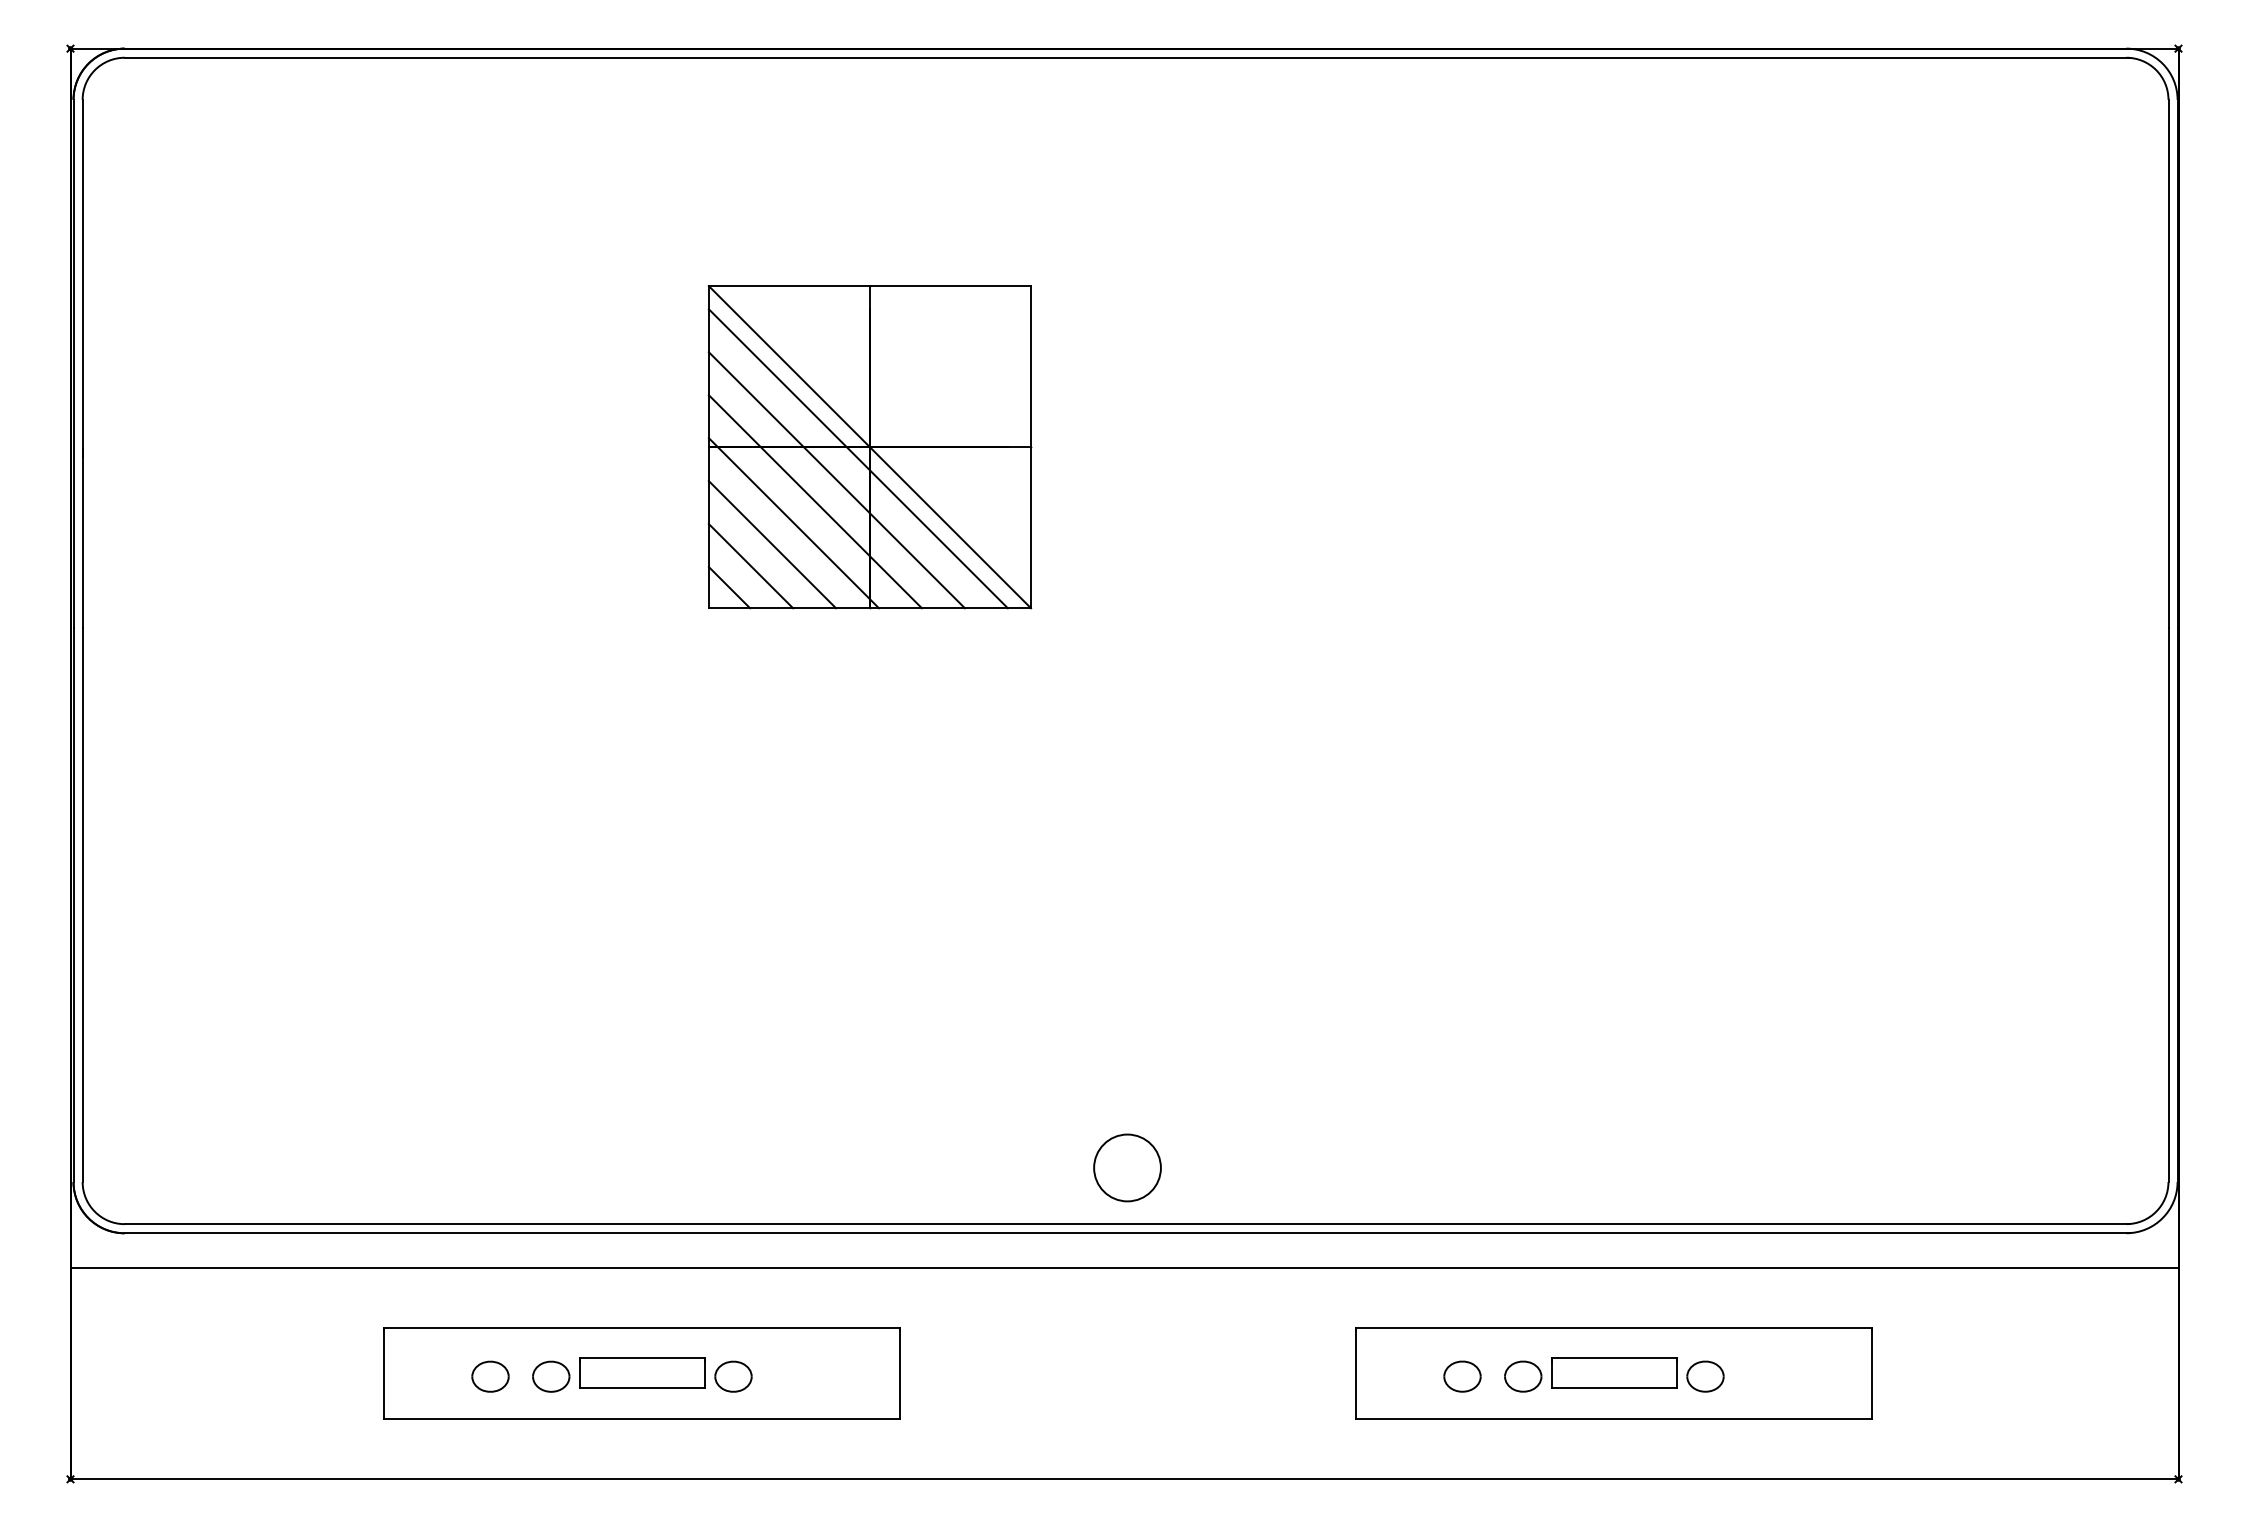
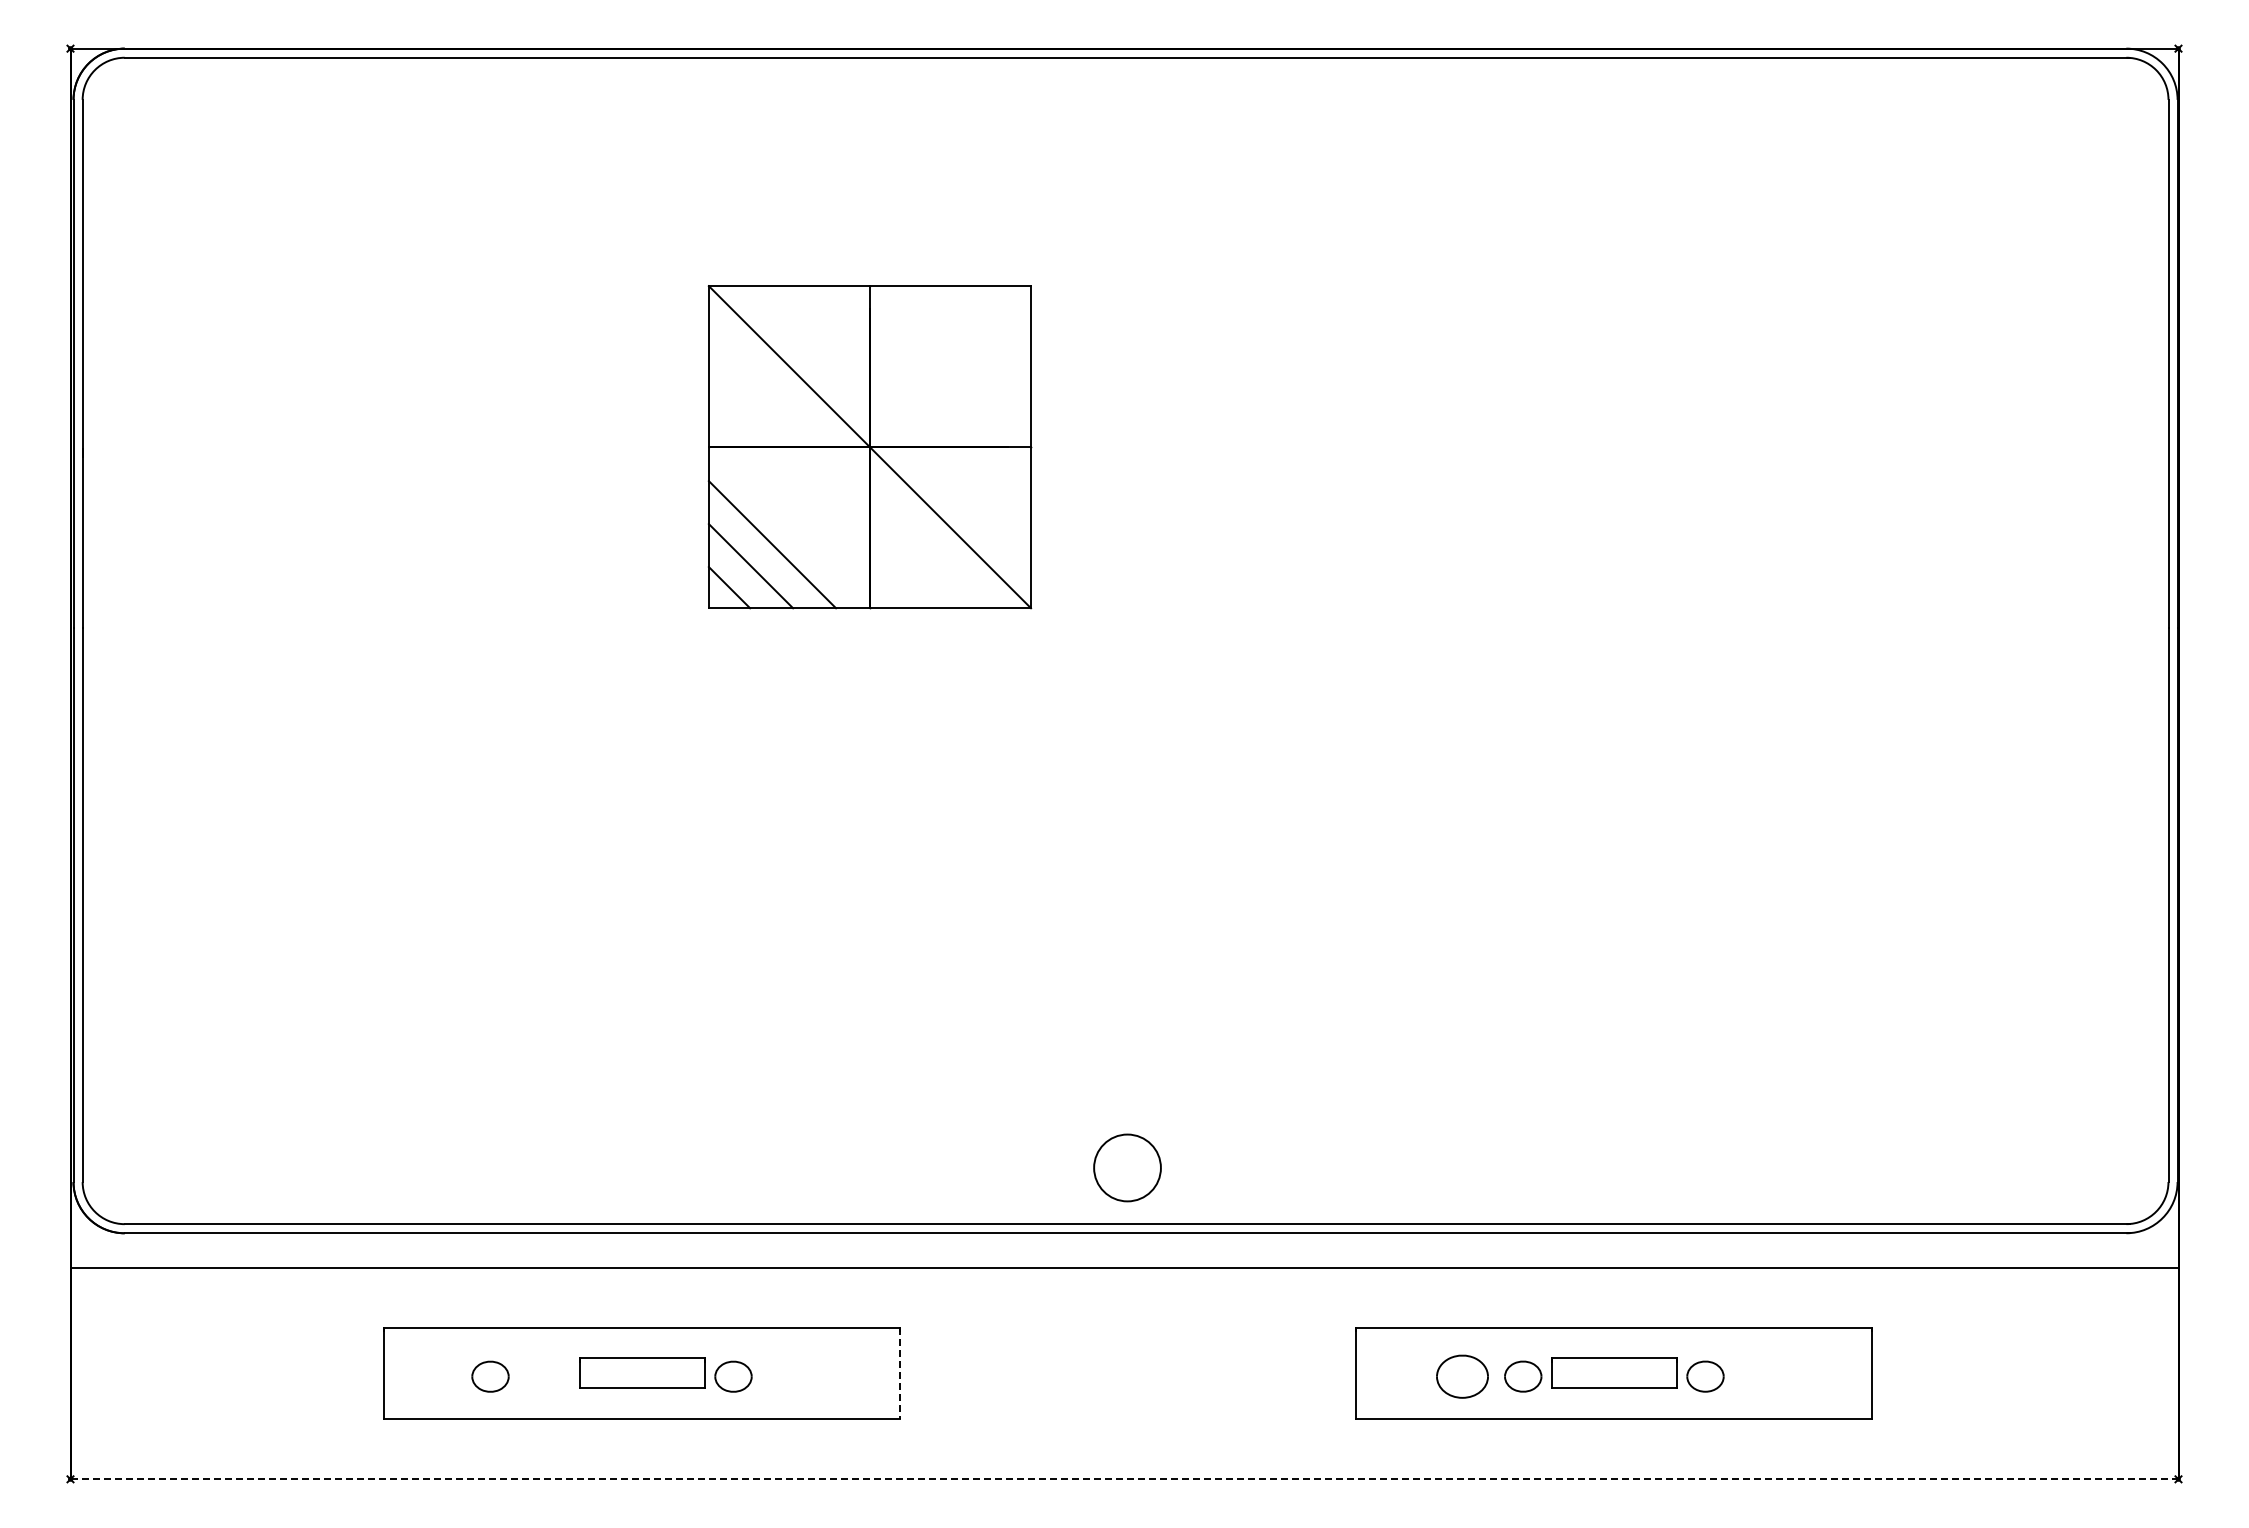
line: present -> none (857, 458)
line: present -> none (836, 480)
line: present -> none (814, 501)
line: present -> none (793, 523)
line: solid -> dashed (900, 1373)
part: present -> none (551, 1376)
part size: 39x33 px -> 53x45 px (1462, 1376)
line: solid -> dashed (1124, 1479)
